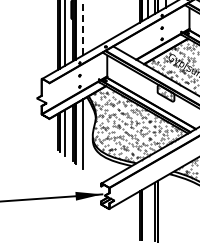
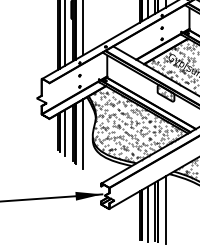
line: dashed -> solid (83, 27)
line: none -> present (165, 209)
line: none -> present (147, 213)
